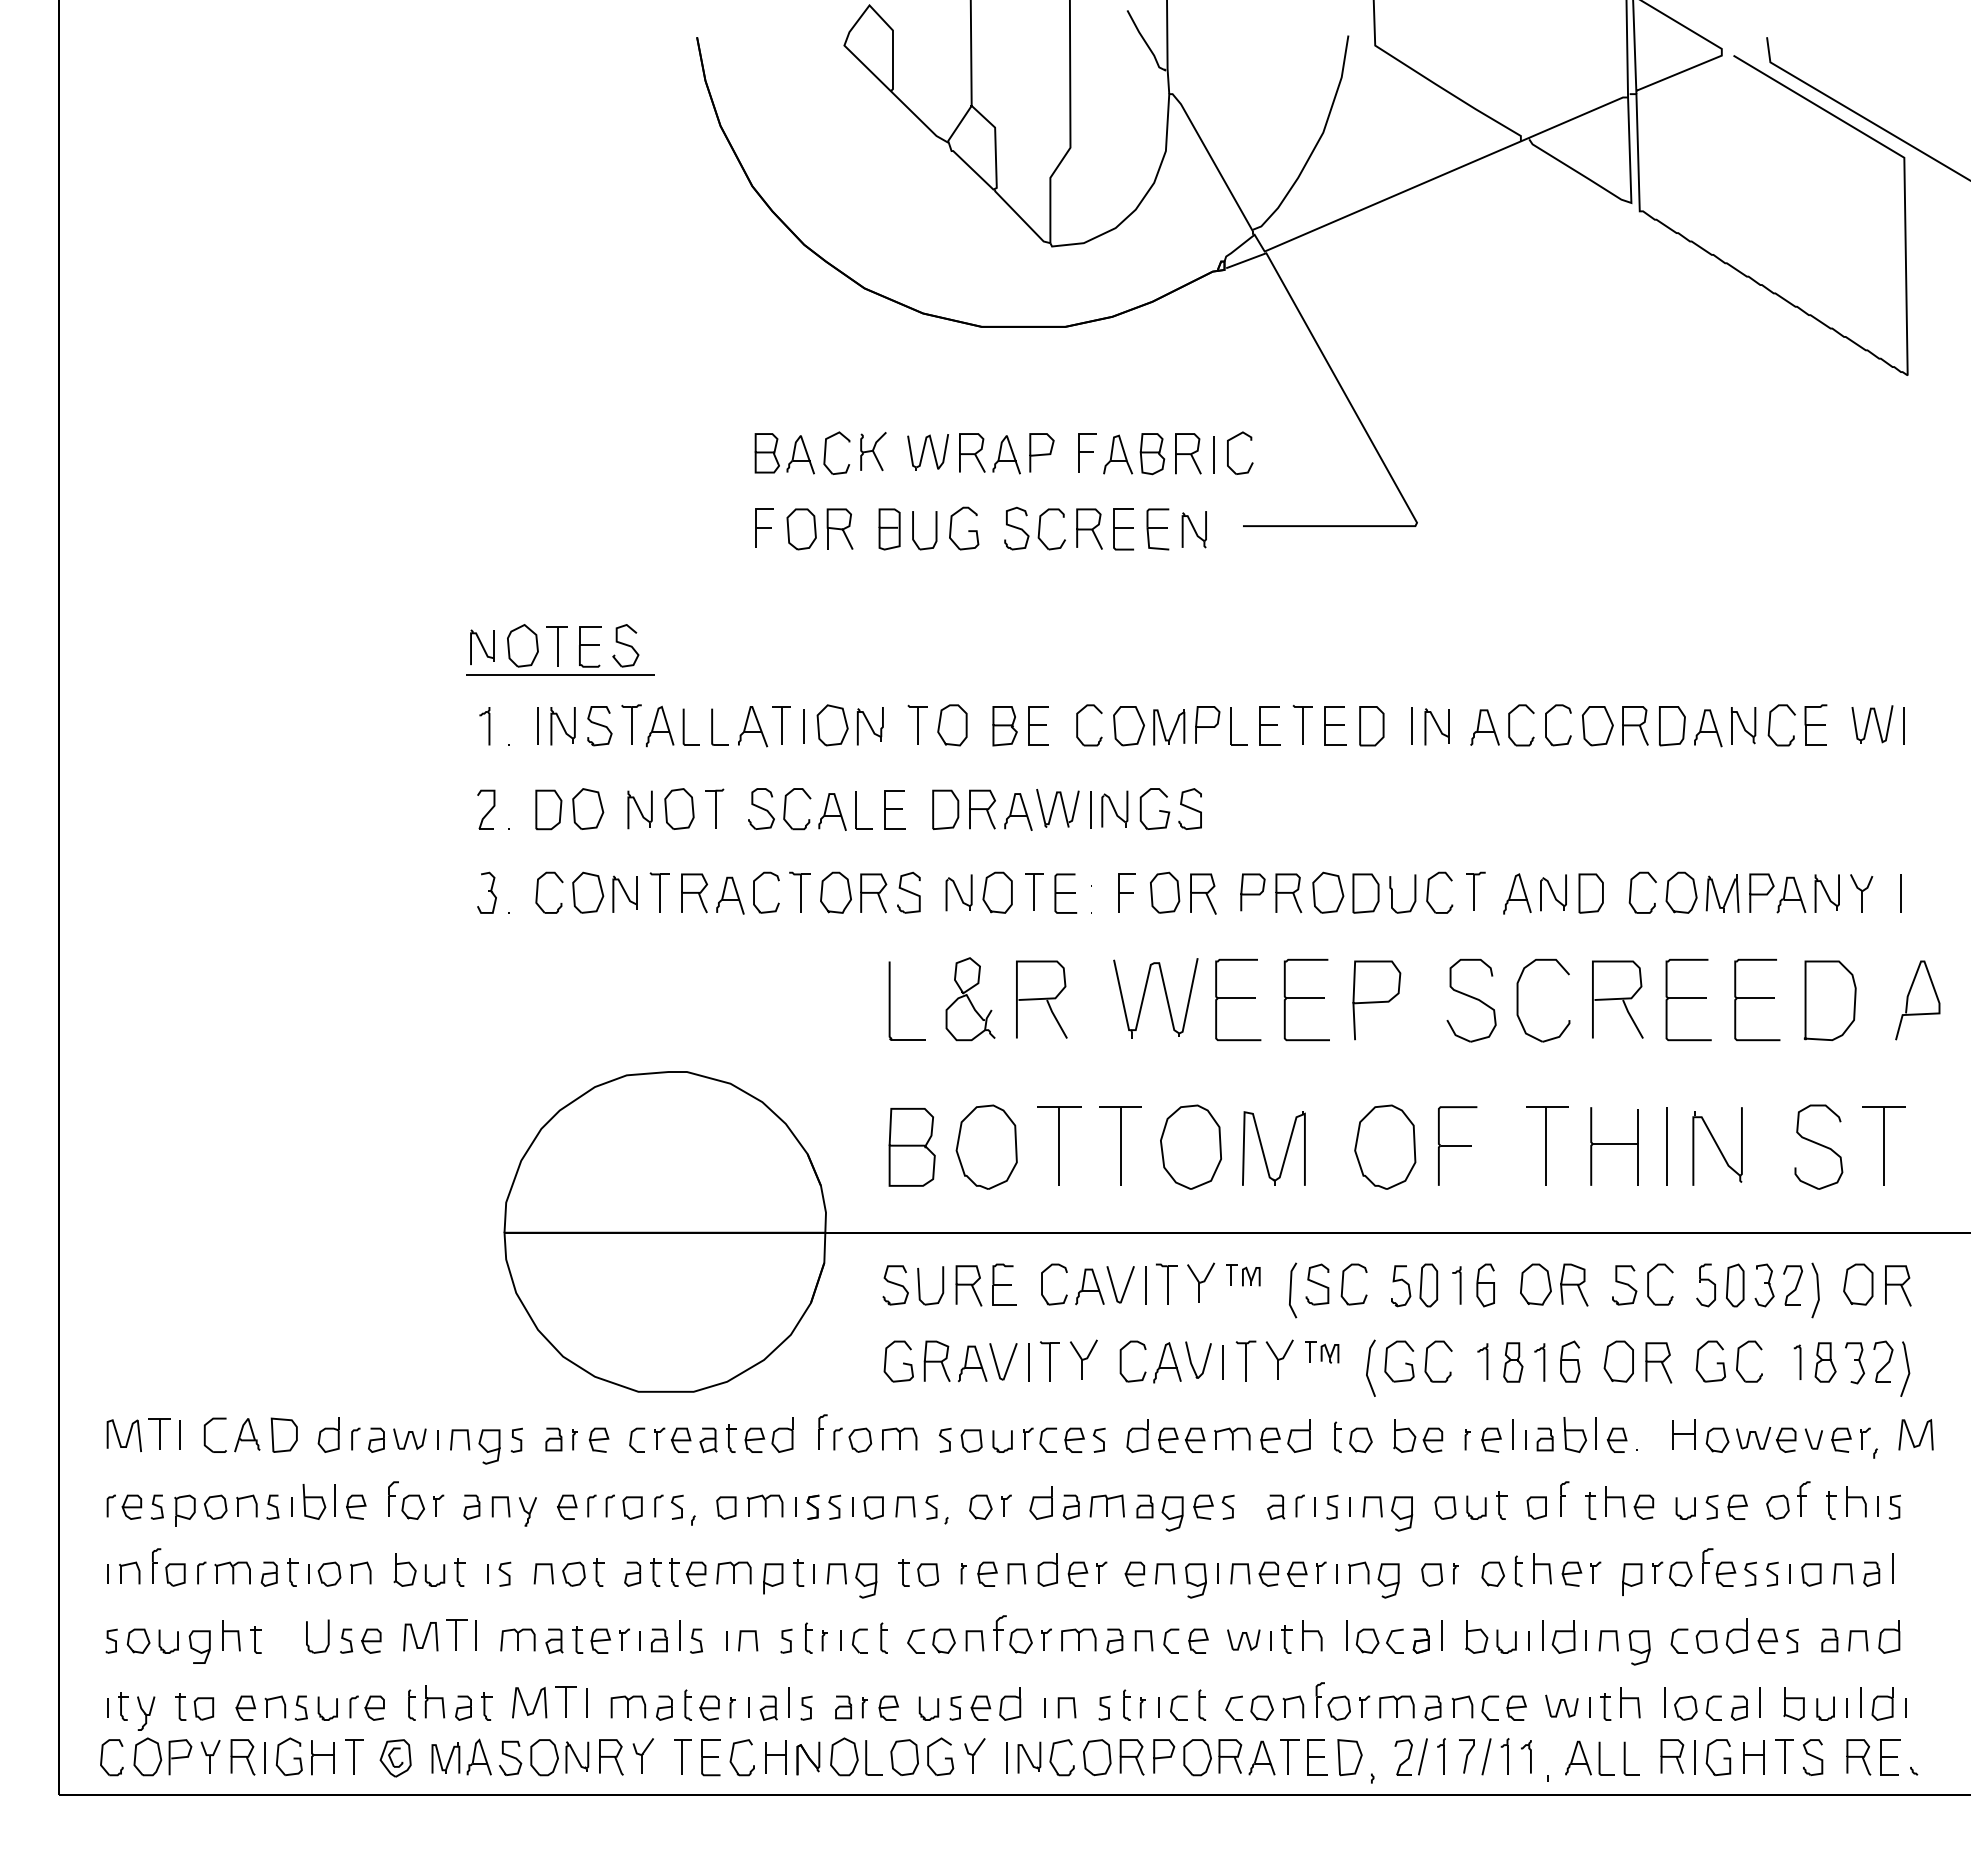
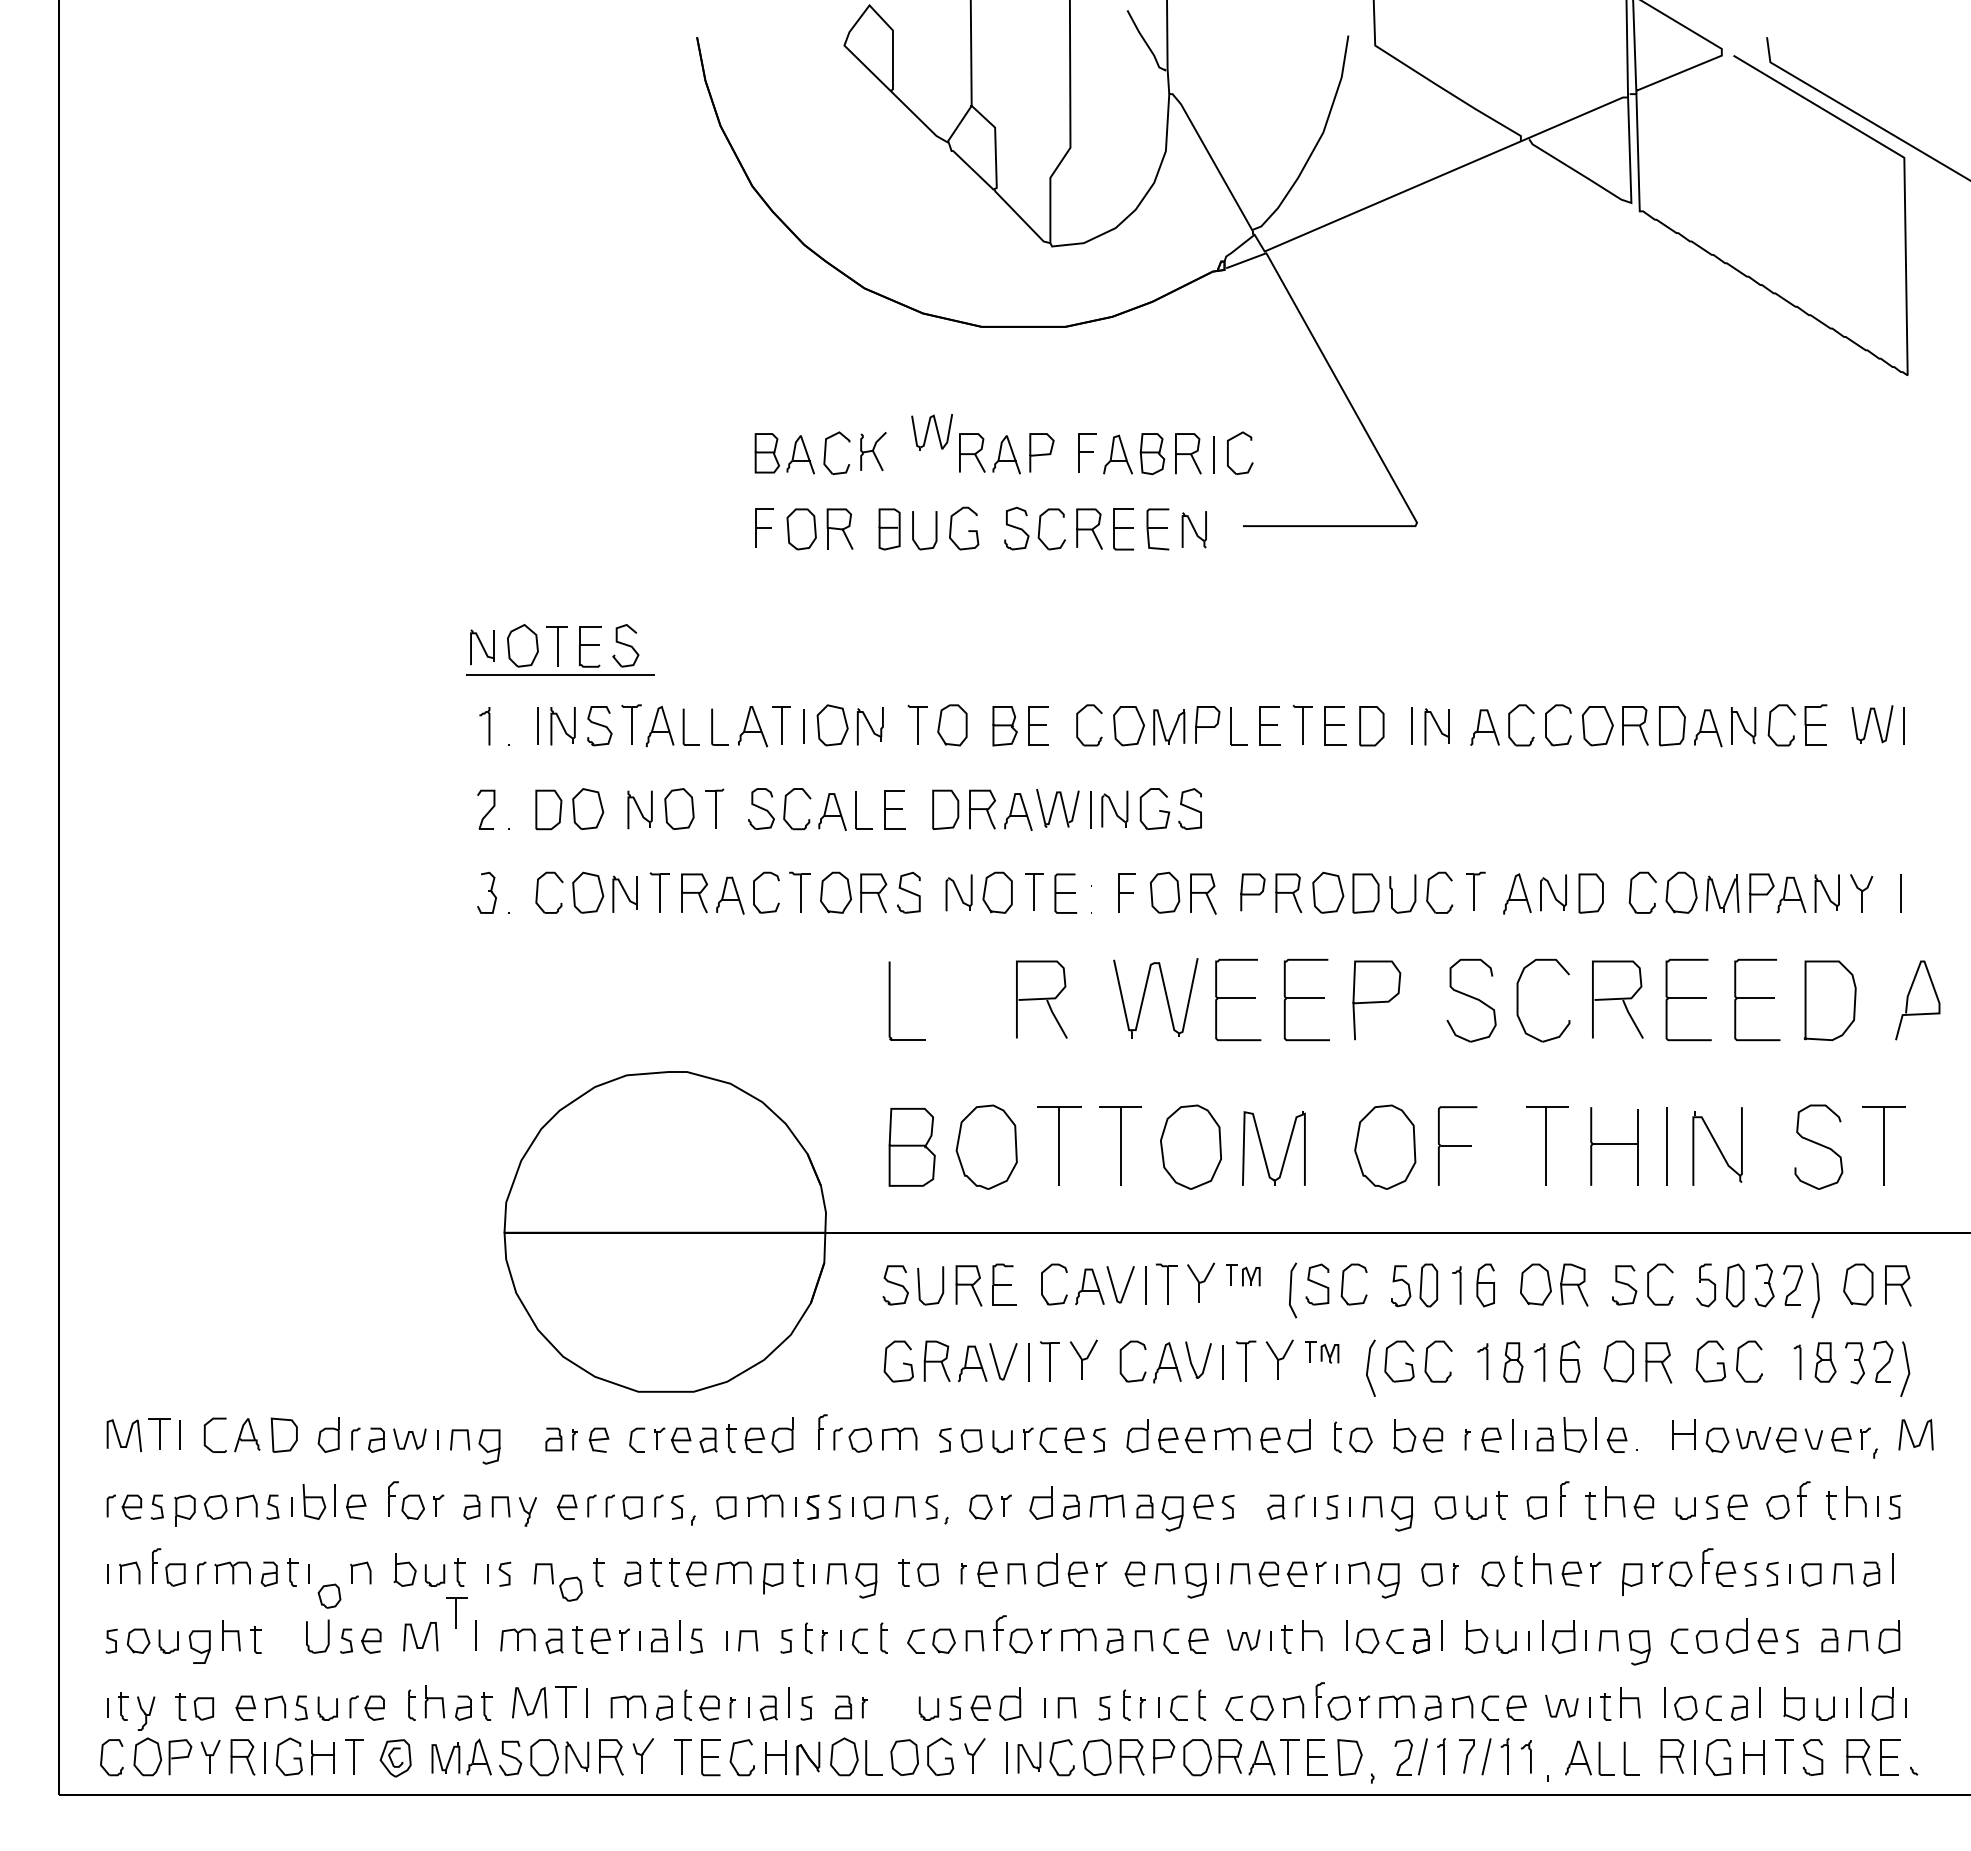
part position: (927, 452) -> (931, 432) (931, 432)
part: present -> none (970, 999)
part: present -> none (516, 1439)
part position: (329, 1573) -> (329, 1595) (329, 1595)
part position: (573, 1573) -> (570, 1588) (570, 1588)
part position: (456, 1634) -> (456, 1612) (456, 1612)
curve: present -> none (888, 1707)
